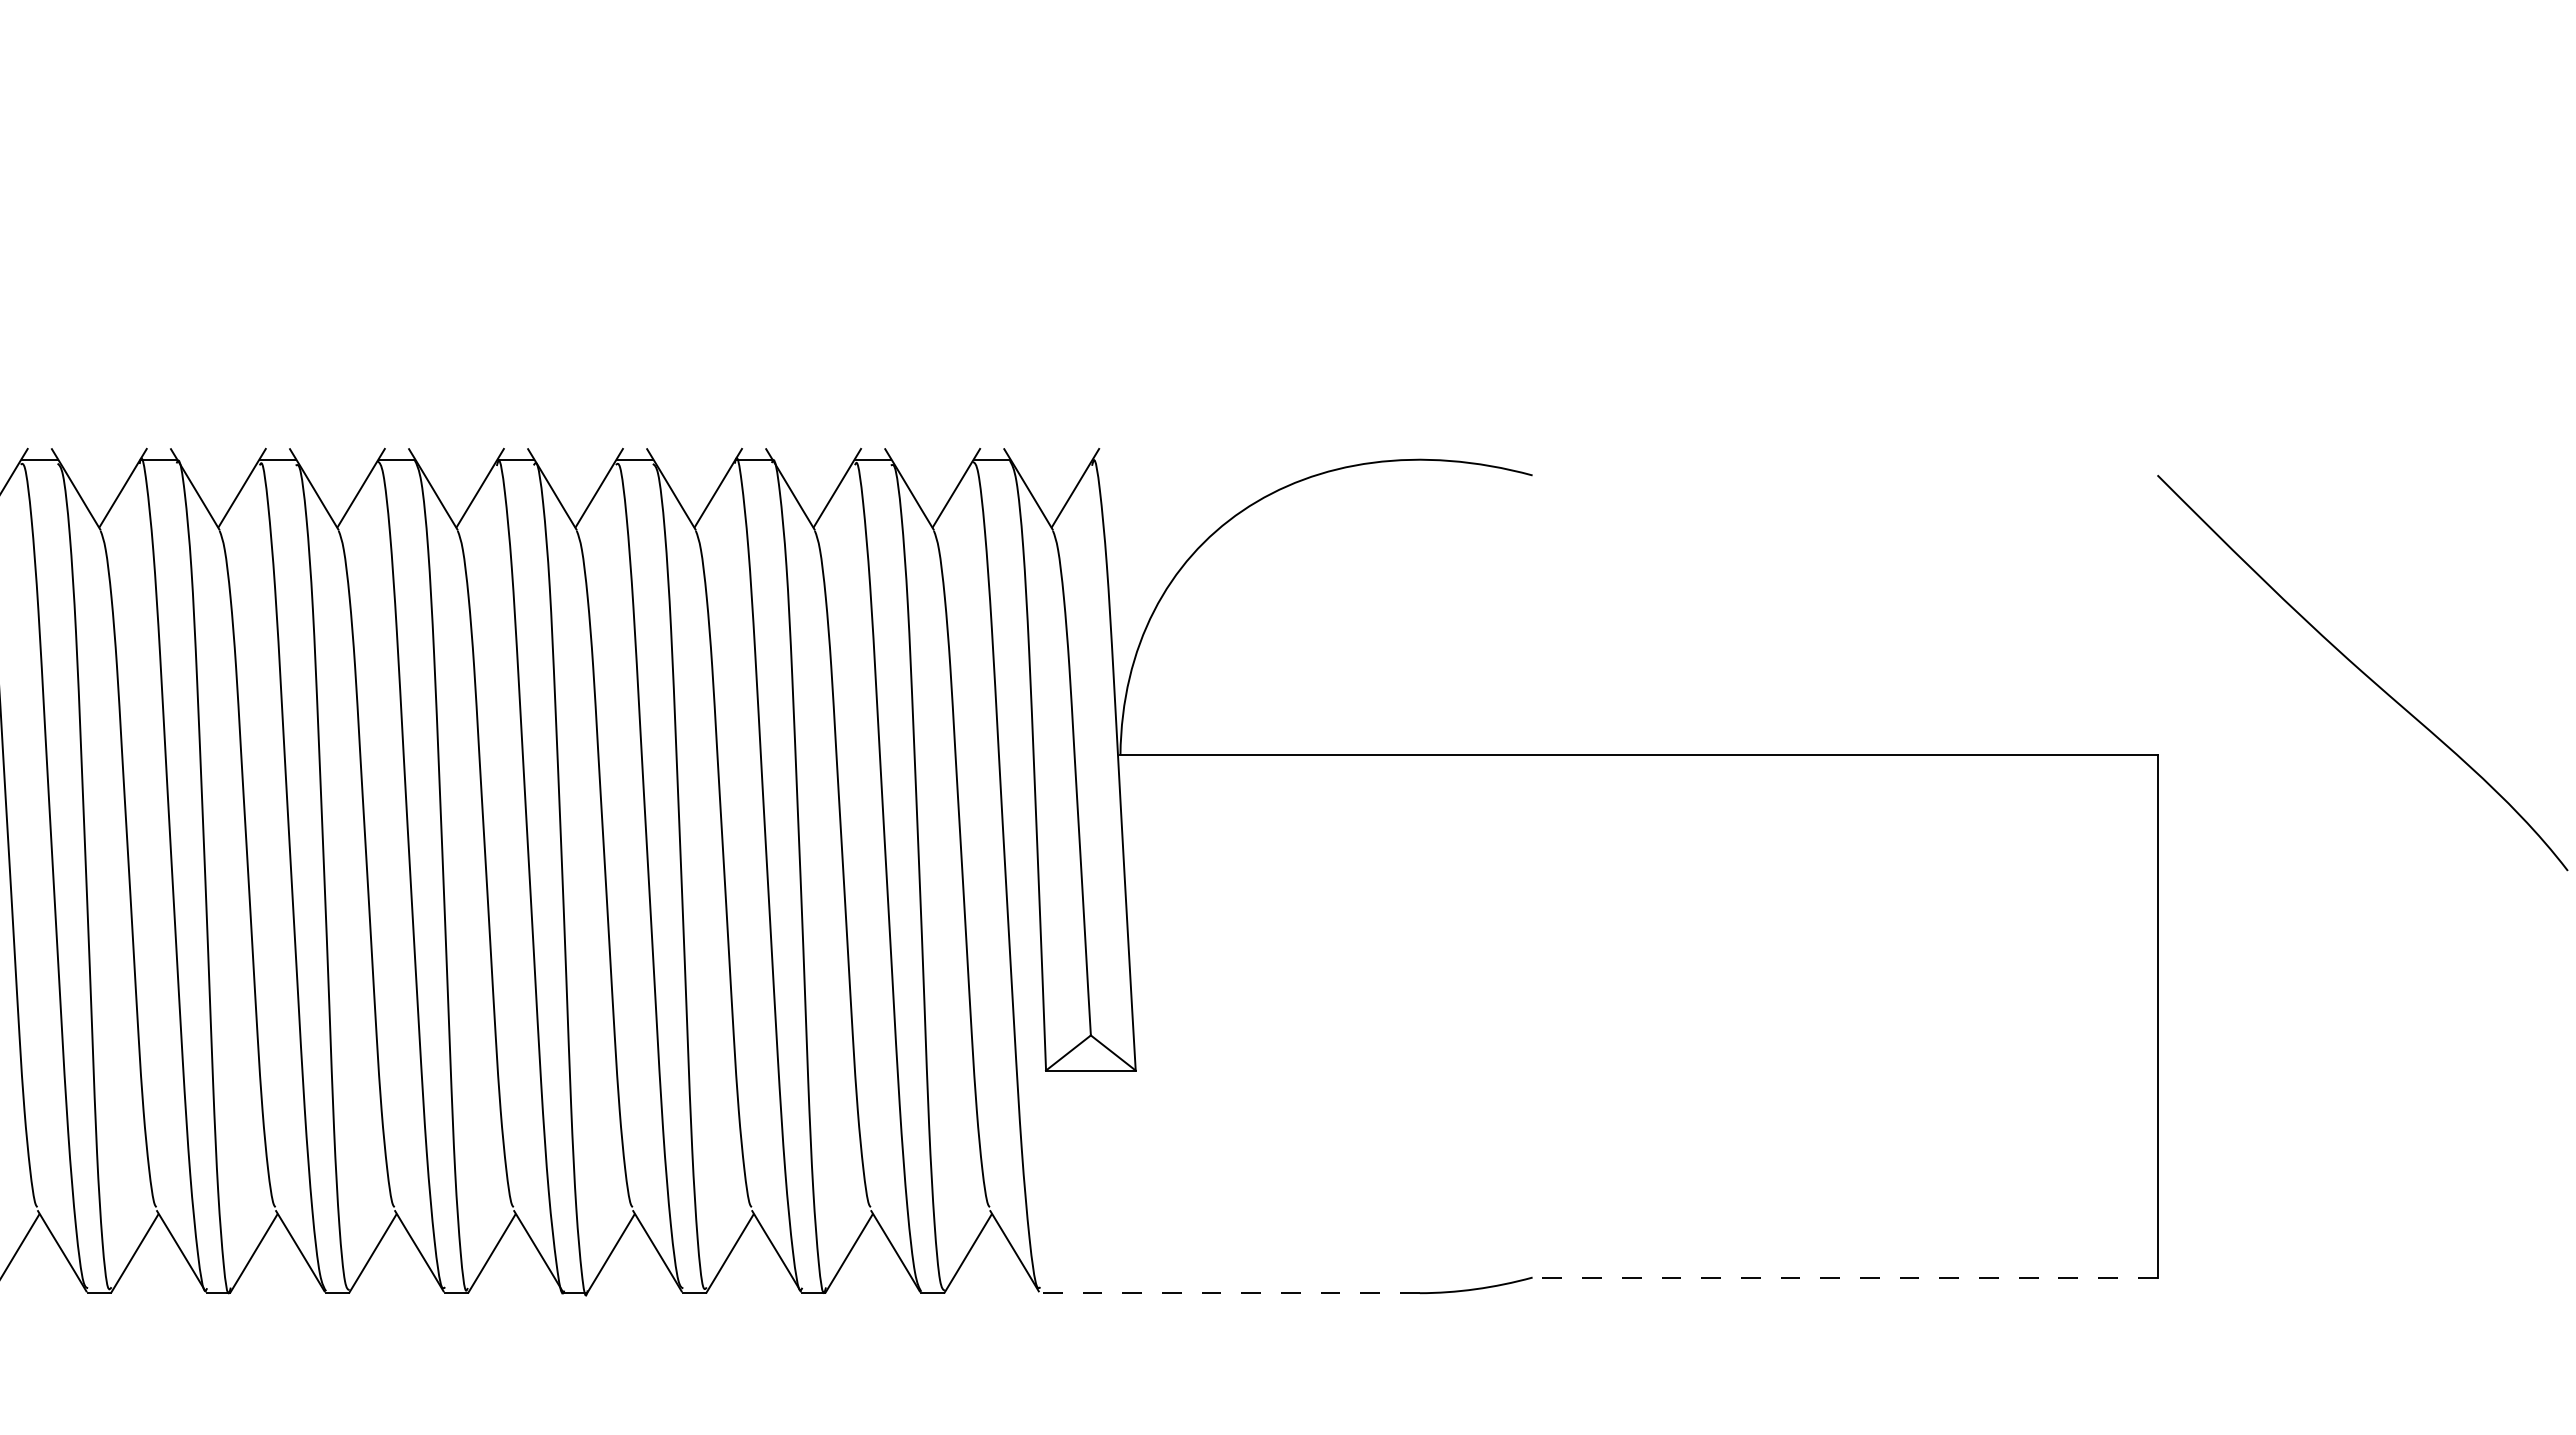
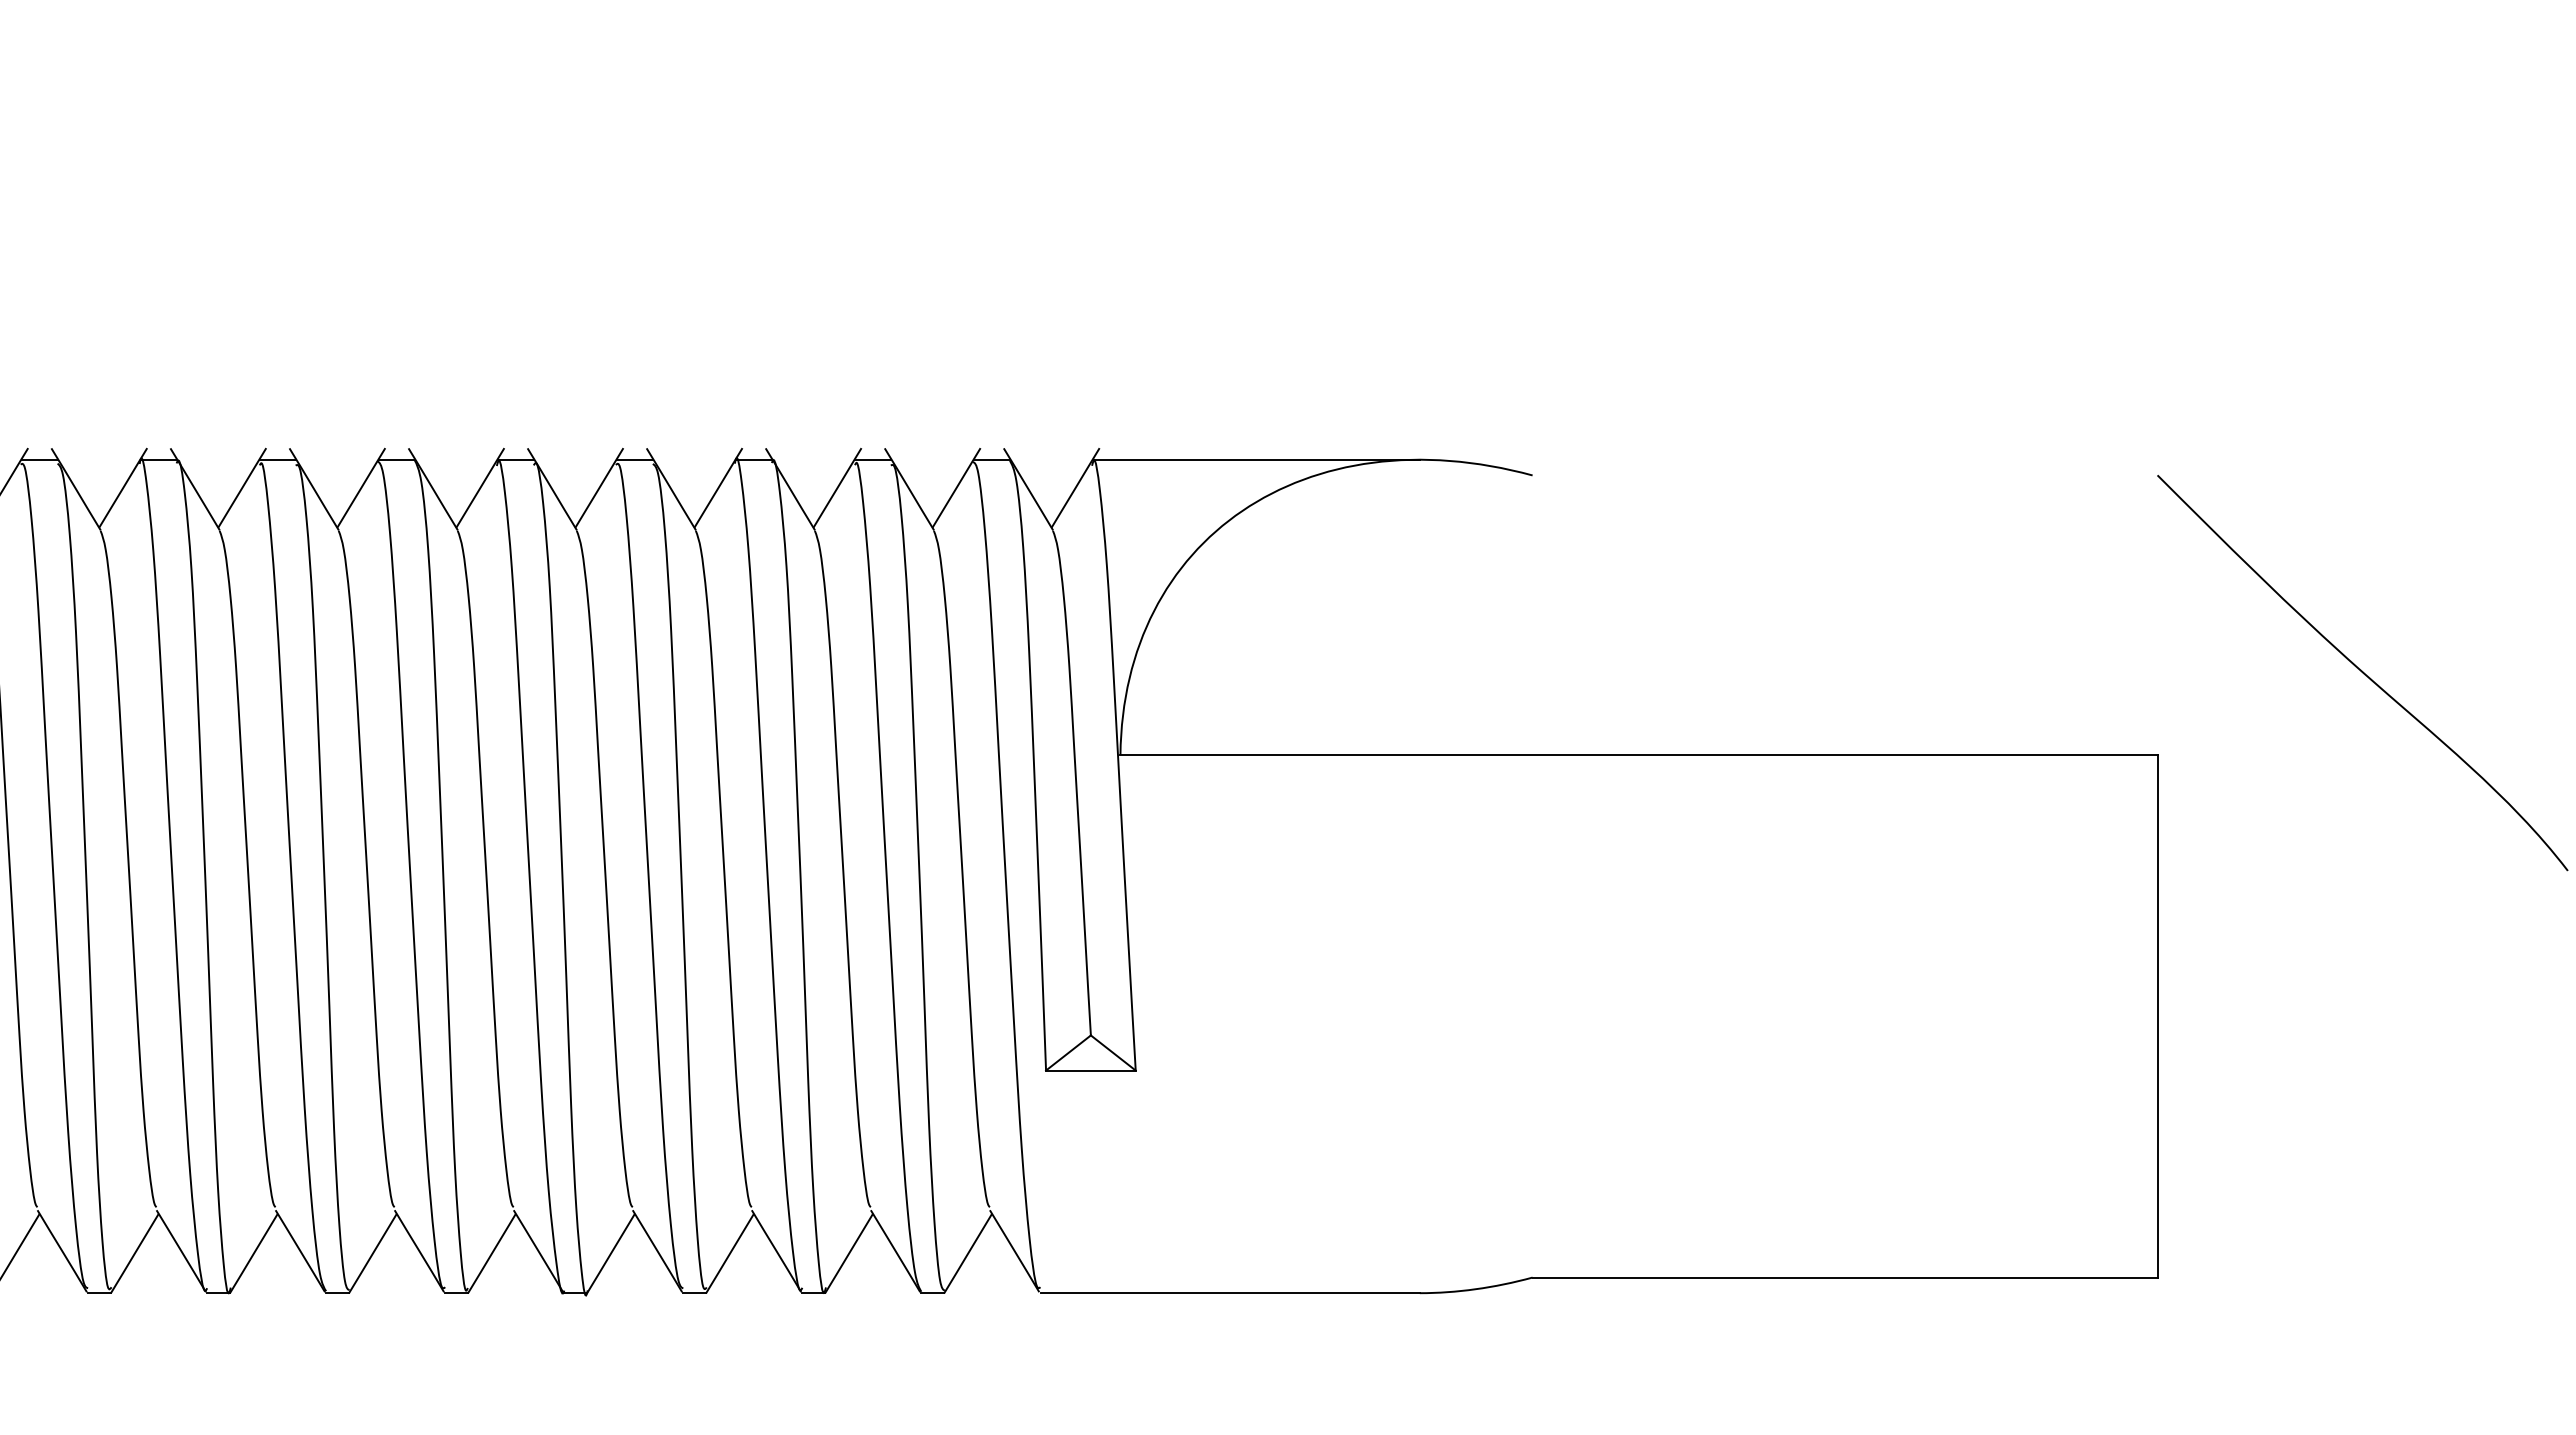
line: none -> present (1256, 459)
line: dashed -> solid (1844, 1277)
line: dashed -> solid (1230, 1293)
